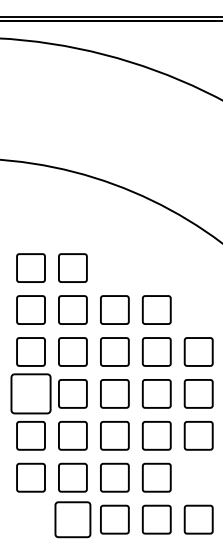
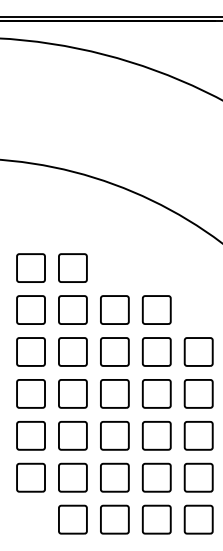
part size: 42x42 px -> 30x30 px (30, 393)
part: none -> present (198, 477)
part size: 38x38 px -> 30x31 px (72, 519)
